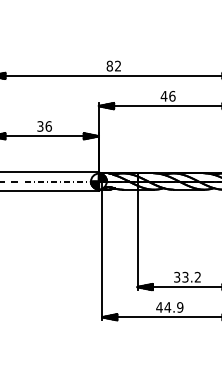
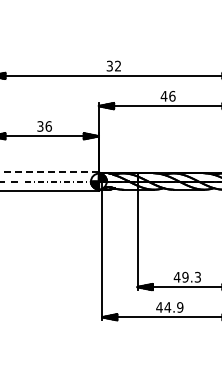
text: 82 -> 32 (109, 65)
line: solid -> dashed (49, 172)
text: 33.2 -> 49.3 (186, 276)
